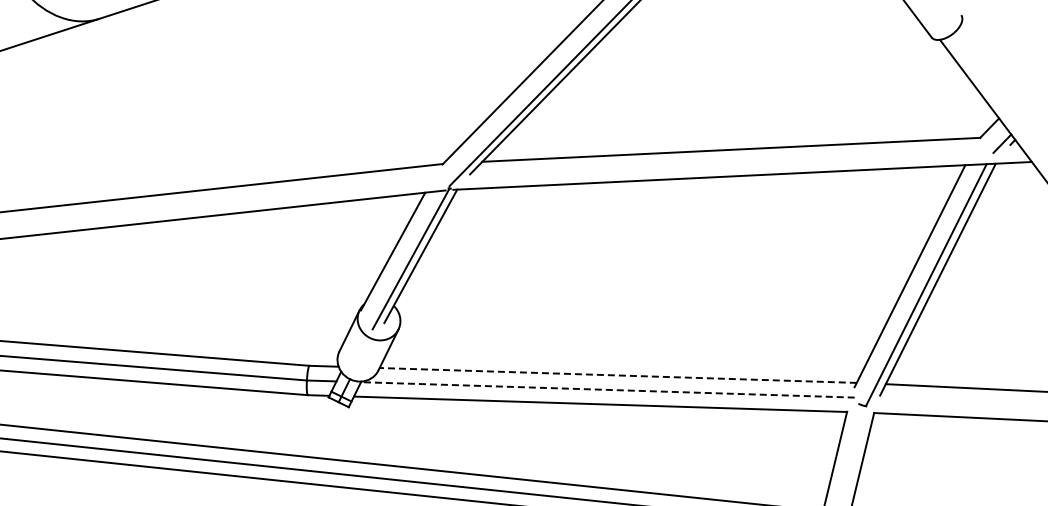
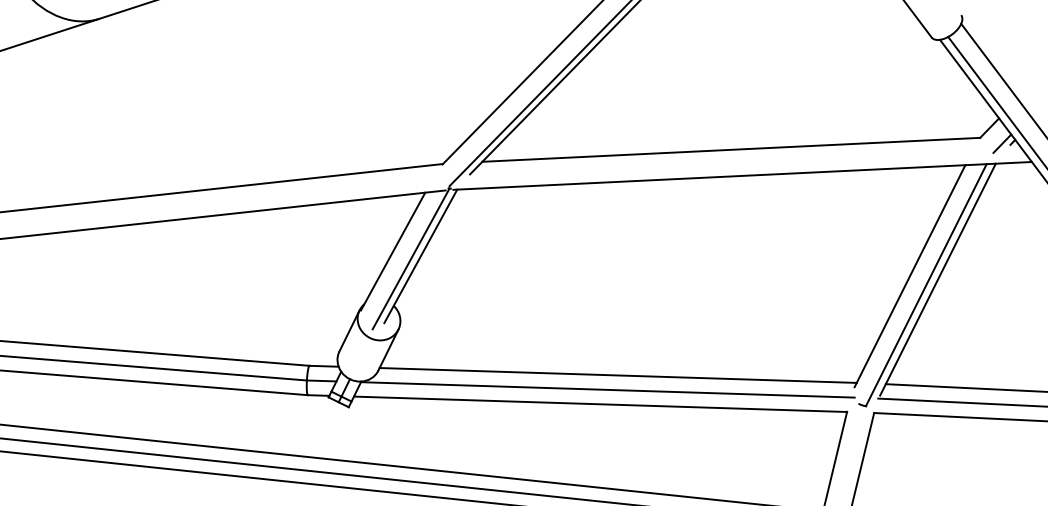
line: none -> present (1002, 79)
line: none -> present (996, 100)
line: dashed -> solid (618, 375)
line: dashed -> solid (607, 389)
line: none -> present (961, 402)
